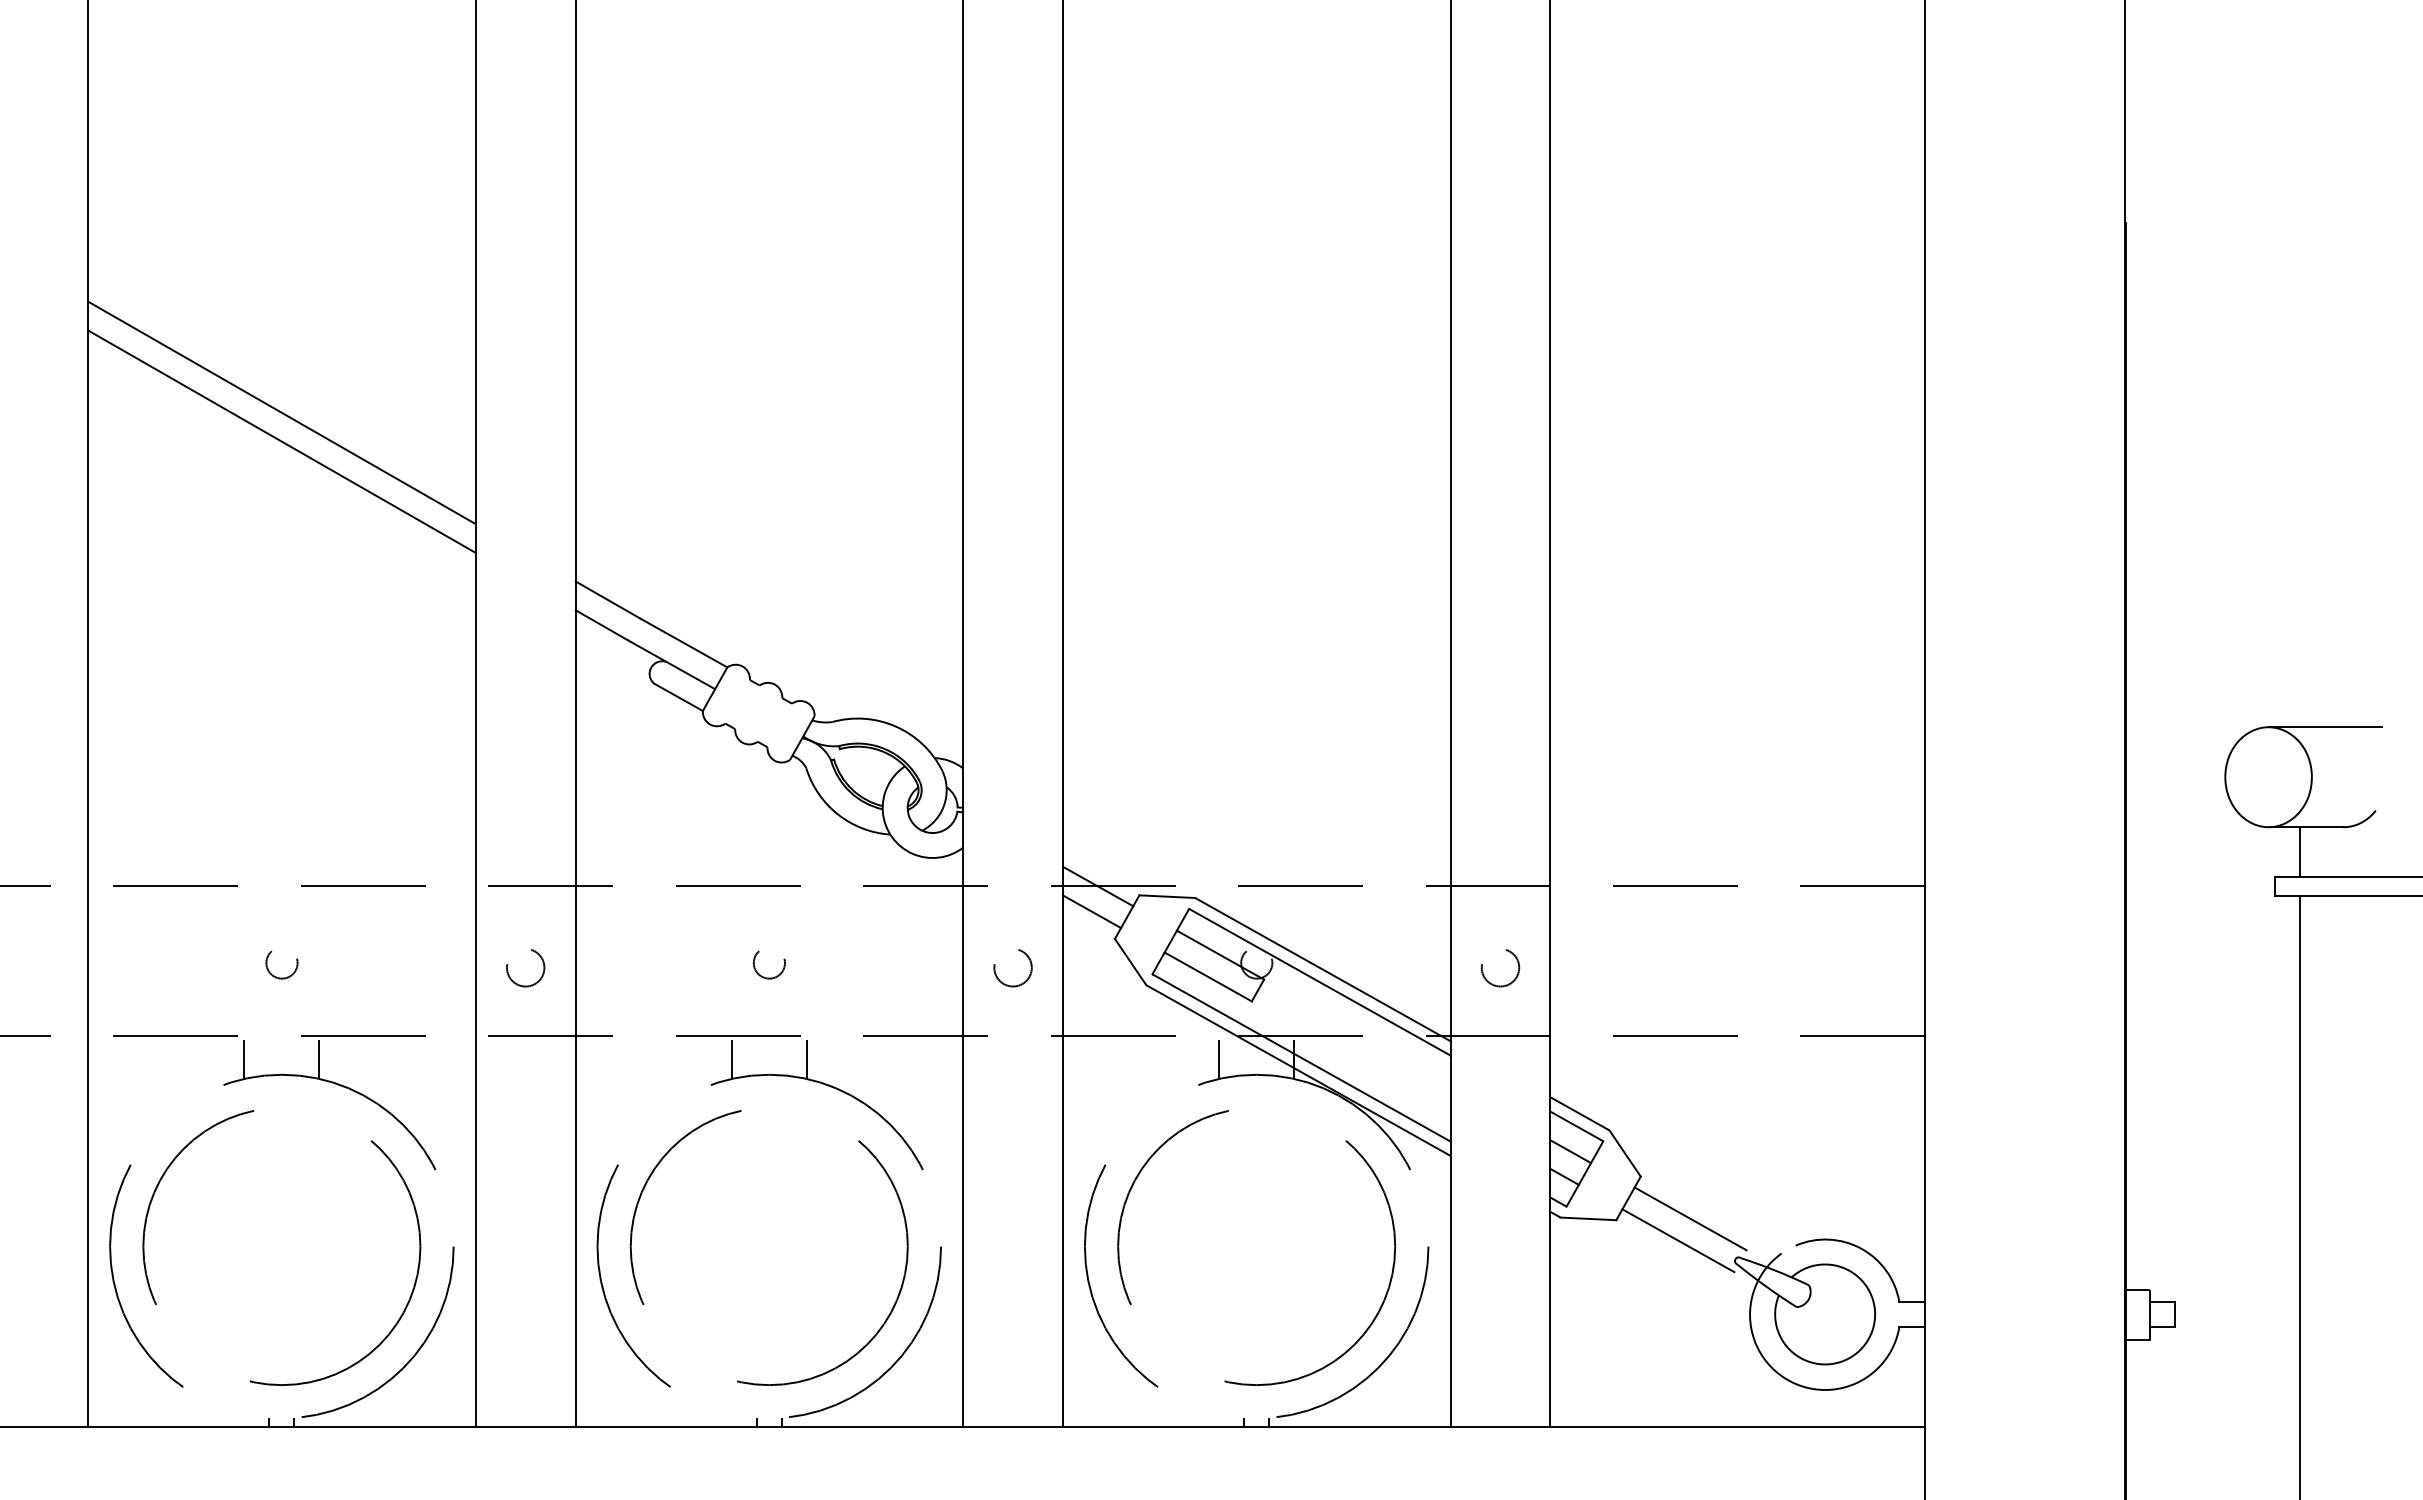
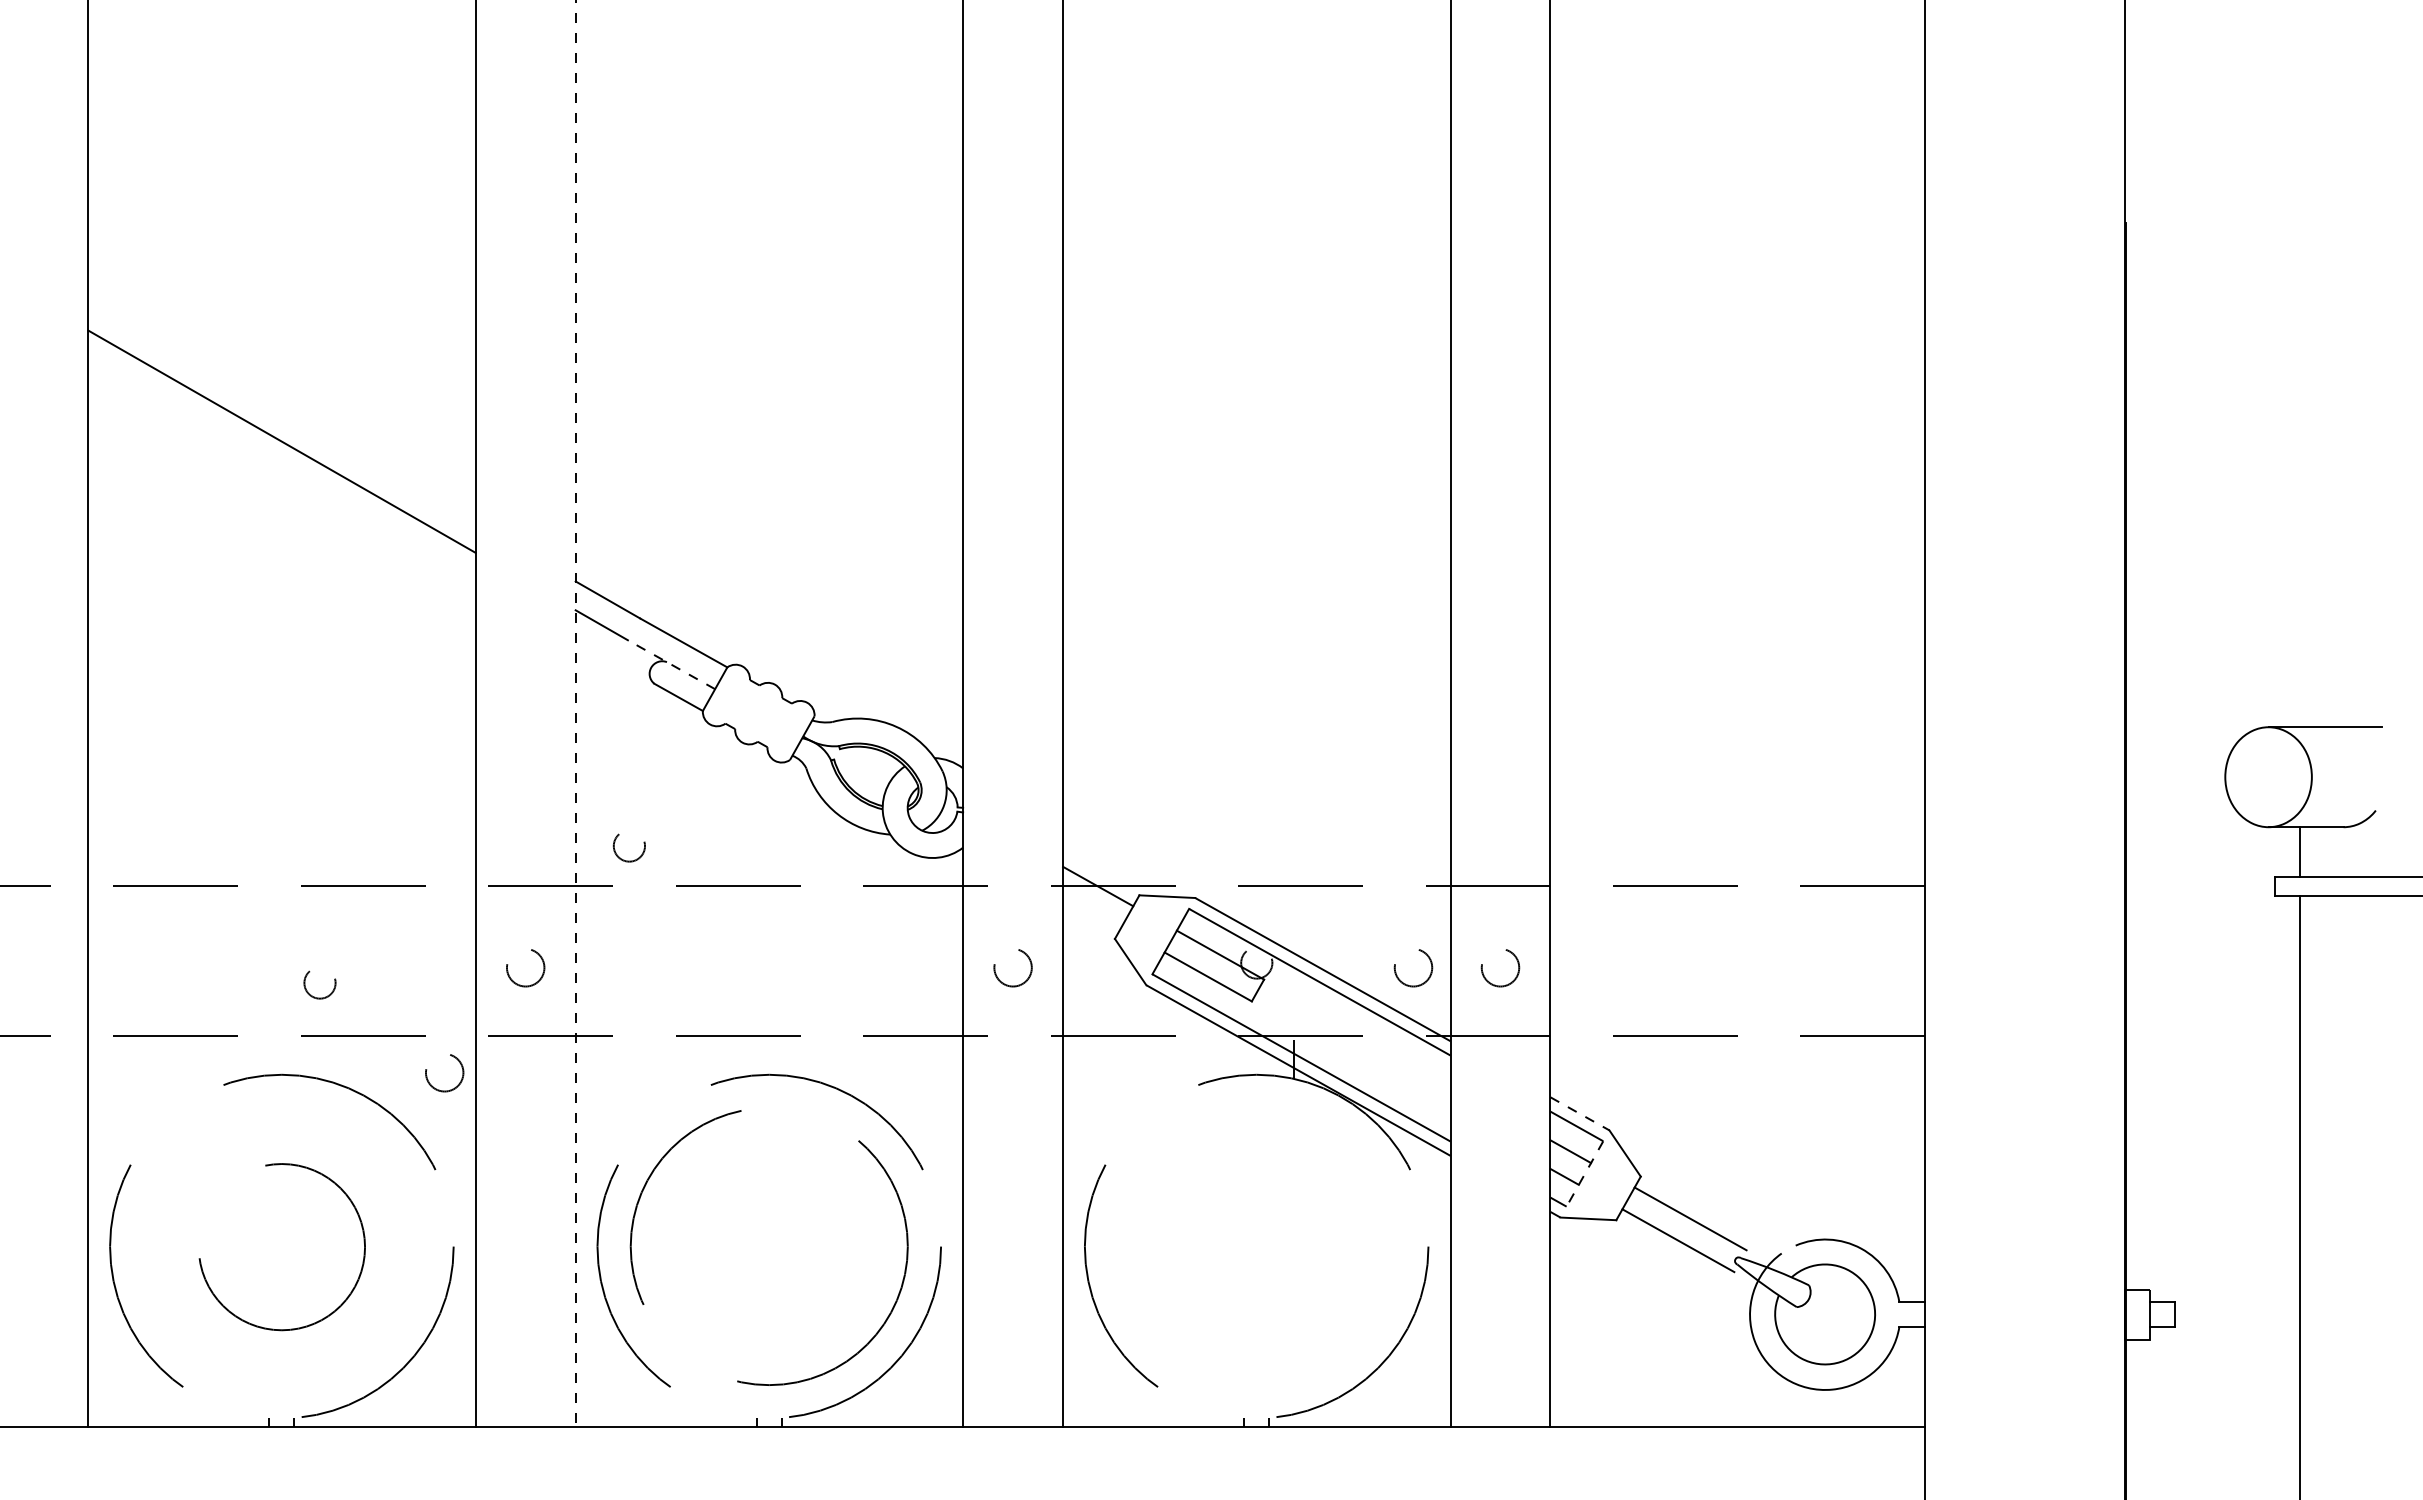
line: present -> none (281, 412)
line: solid -> dashed (671, 664)
line: solid -> dashed (575, 714)
line: present -> none (1092, 911)
circle position: (281, 964) -> (319, 984) (319, 984)
circle position: (768, 964) -> (628, 847) (628, 847)
circle: none -> present (1413, 968)
line: present -> none (244, 1058)
line: present -> none (319, 1058)
line: present -> none (731, 1058)
line: present -> none (806, 1058)
line: present -> none (1219, 1058)
circle: none -> present (444, 1073)
line: solid -> dashed (1579, 1113)
line: solid -> dashed (1584, 1174)
circle size: 280x276 px -> 168x169 px (281, 1247)
circle: present -> none (1256, 1247)
